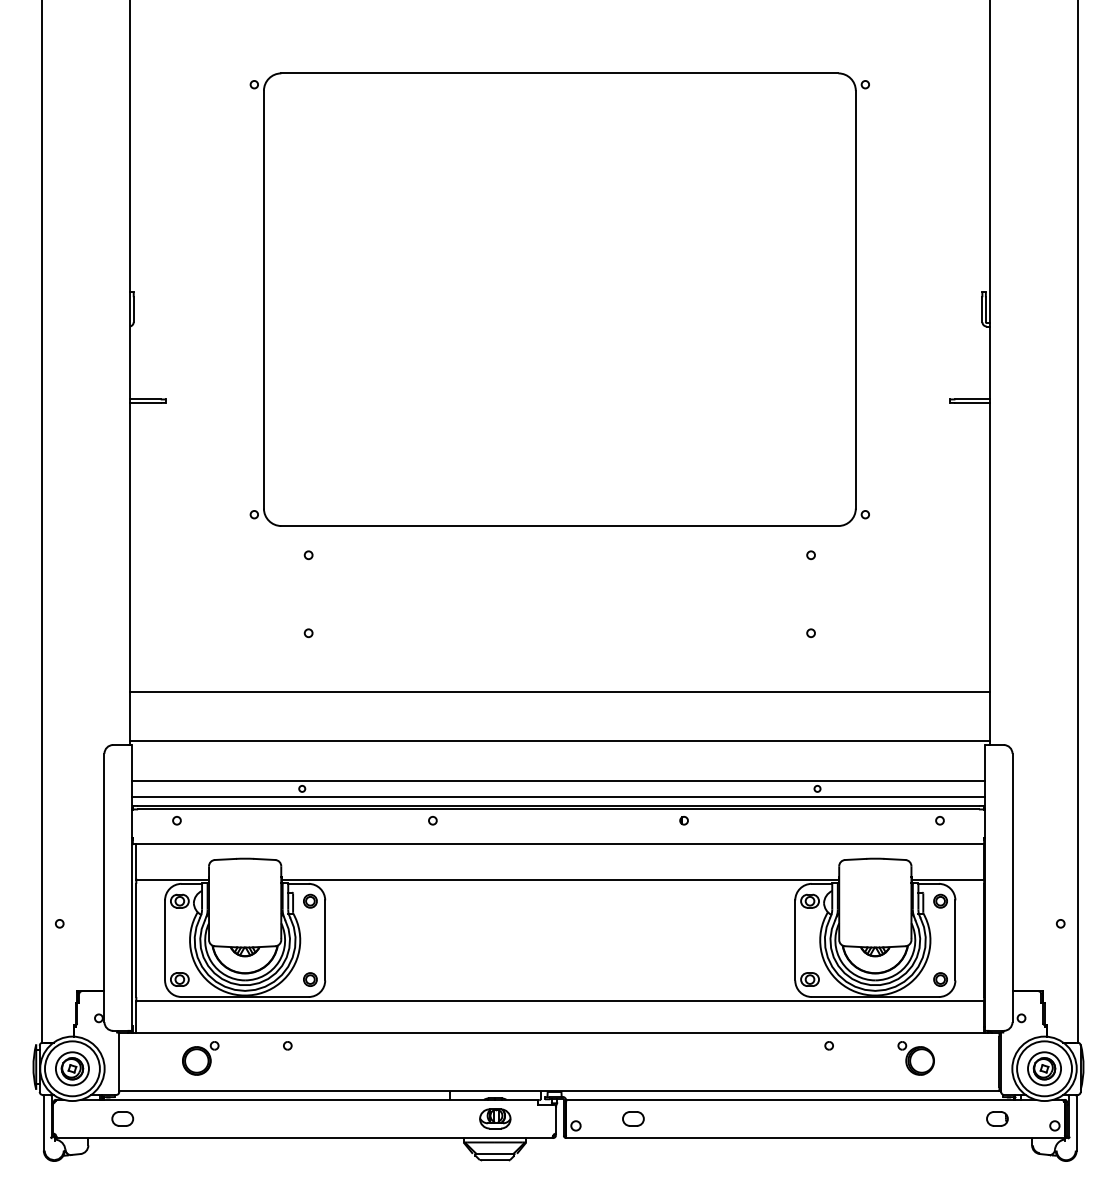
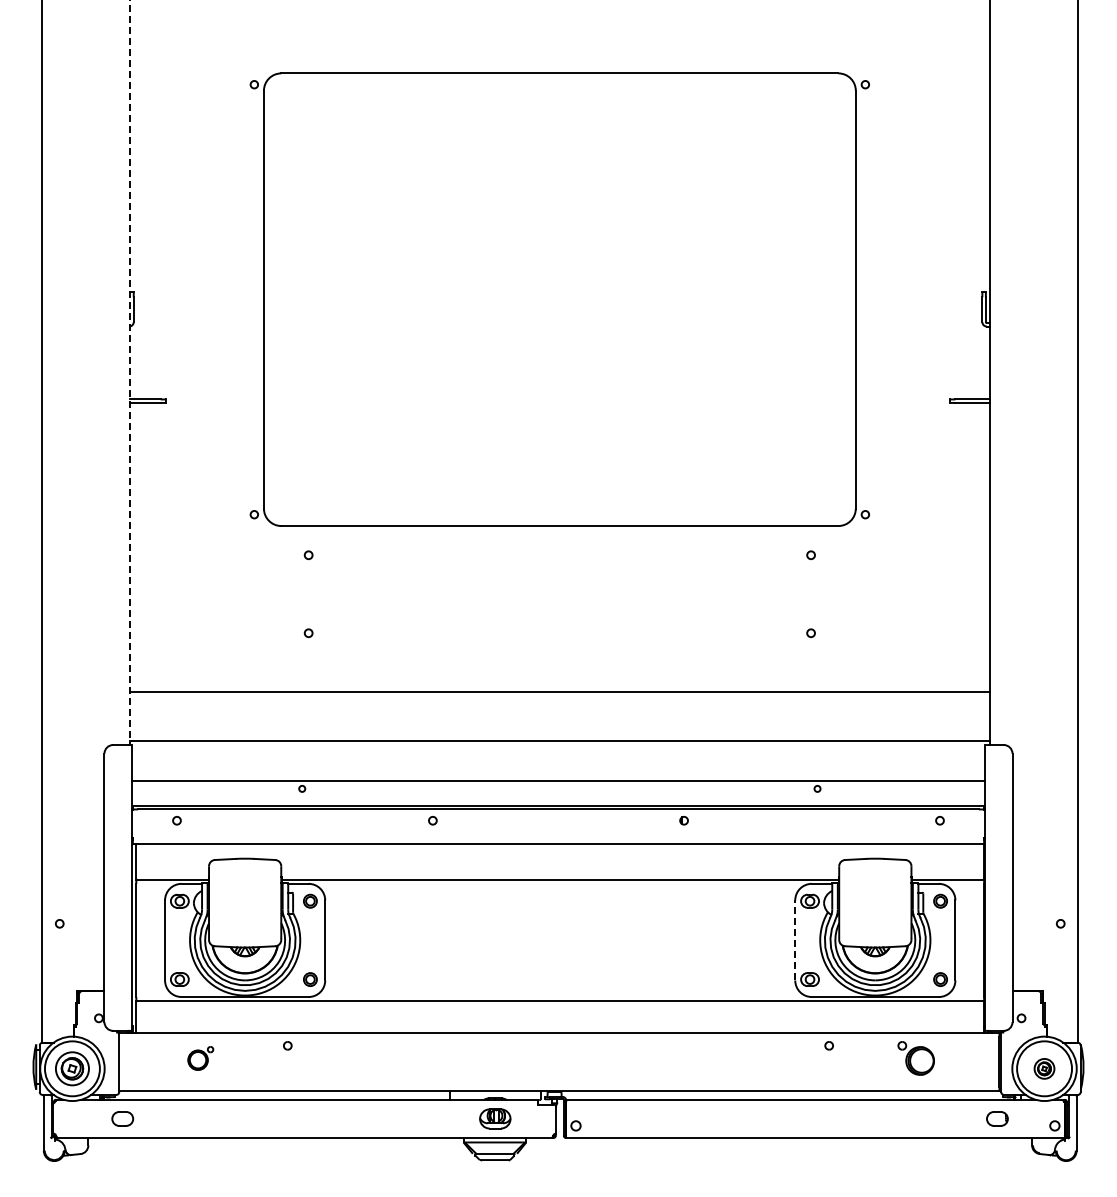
line: solid -> dashed (130, 373)
line: present -> none (557, 796)
line: solid -> dashed (795, 939)
part size: 38x35 px -> 28x25 px (200, 1058)
part size: 35x36 px -> 23x22 px (1044, 1068)
part: present -> none (633, 1118)
